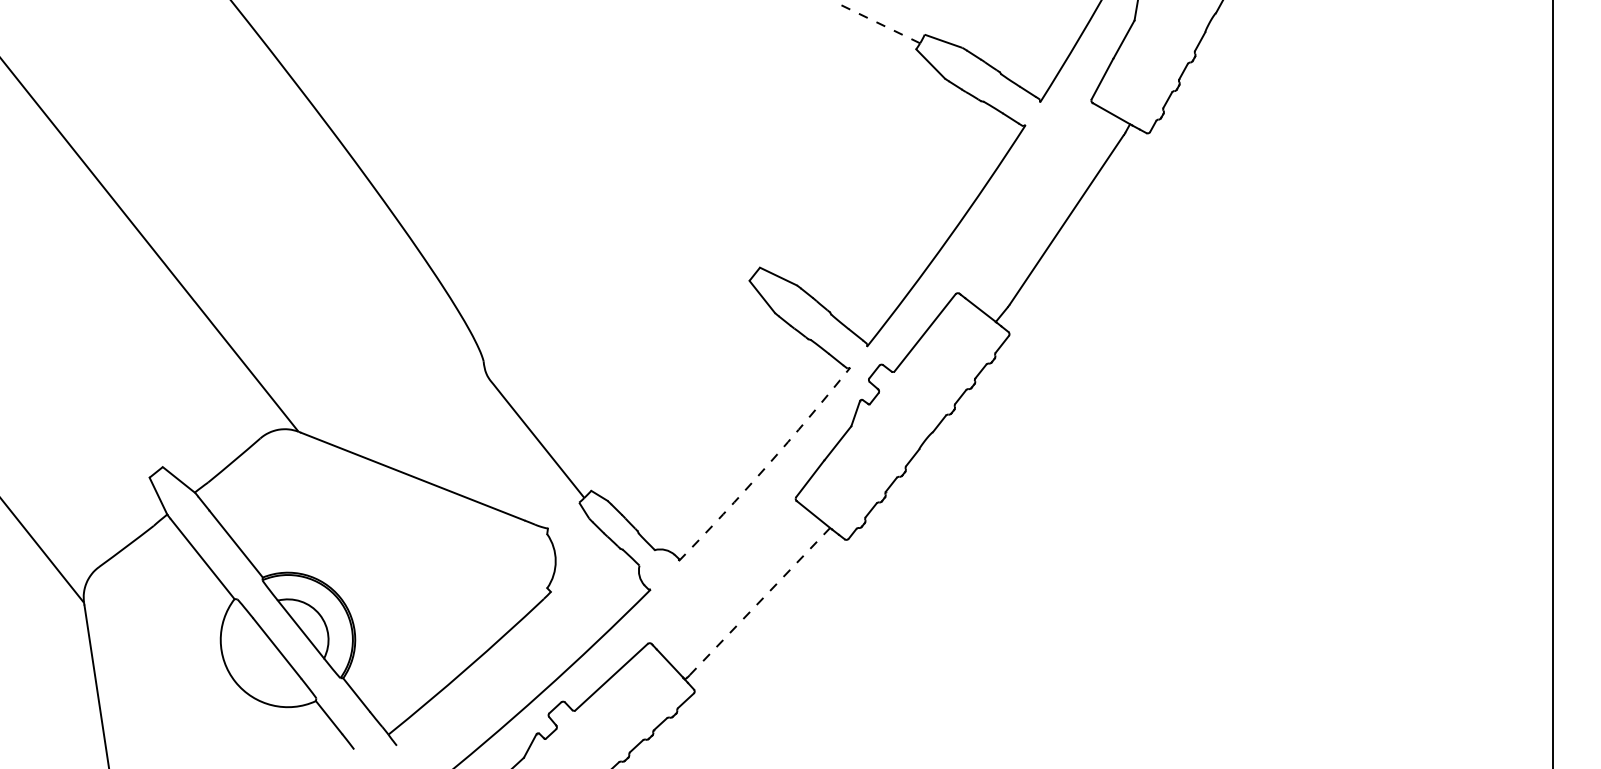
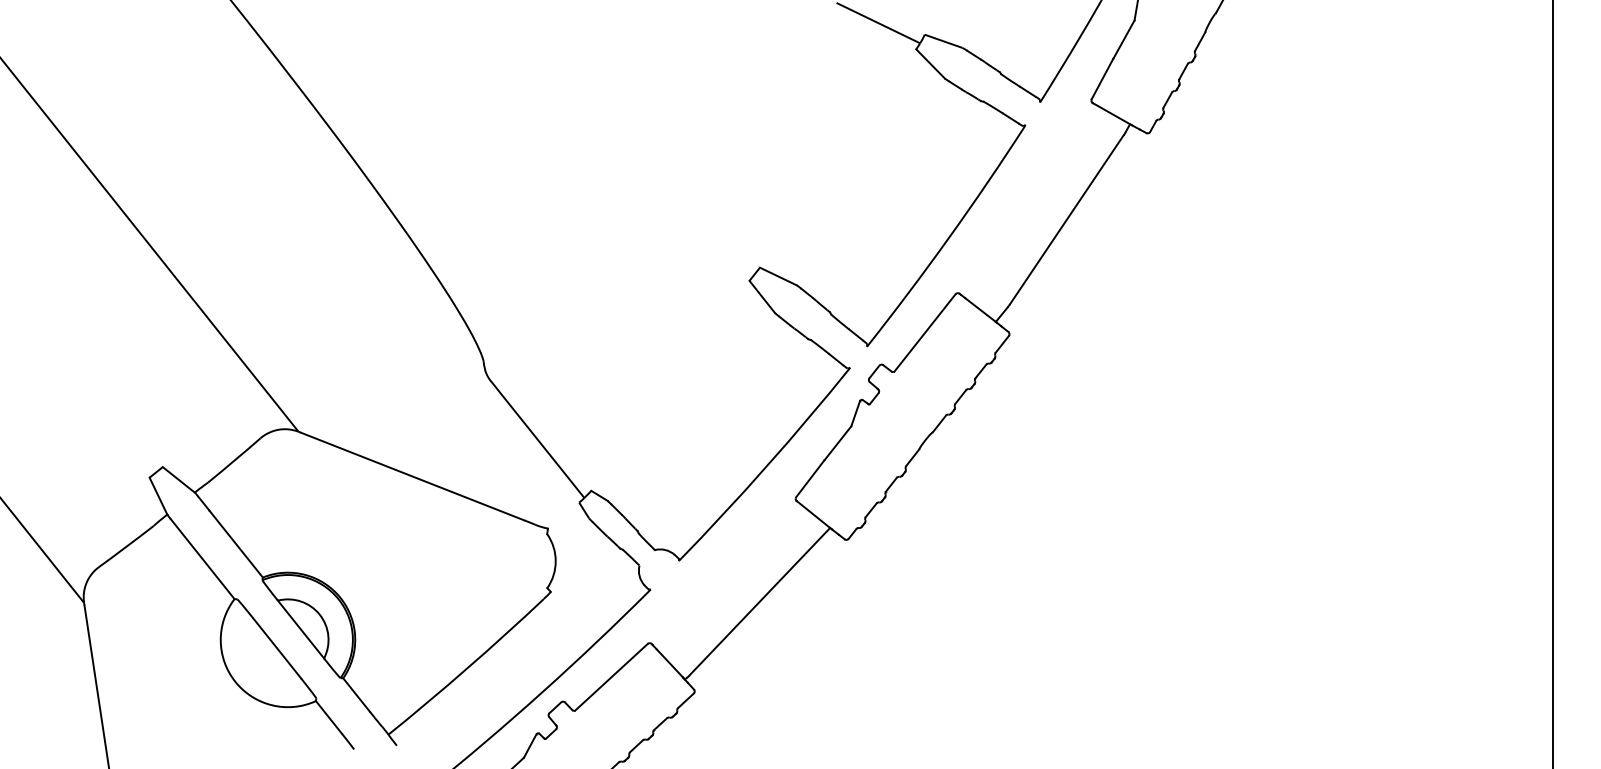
line: dashed -> solid (878, 23)
arc: dashed -> solid (766, 466)
line: dashed -> solid (759, 601)
